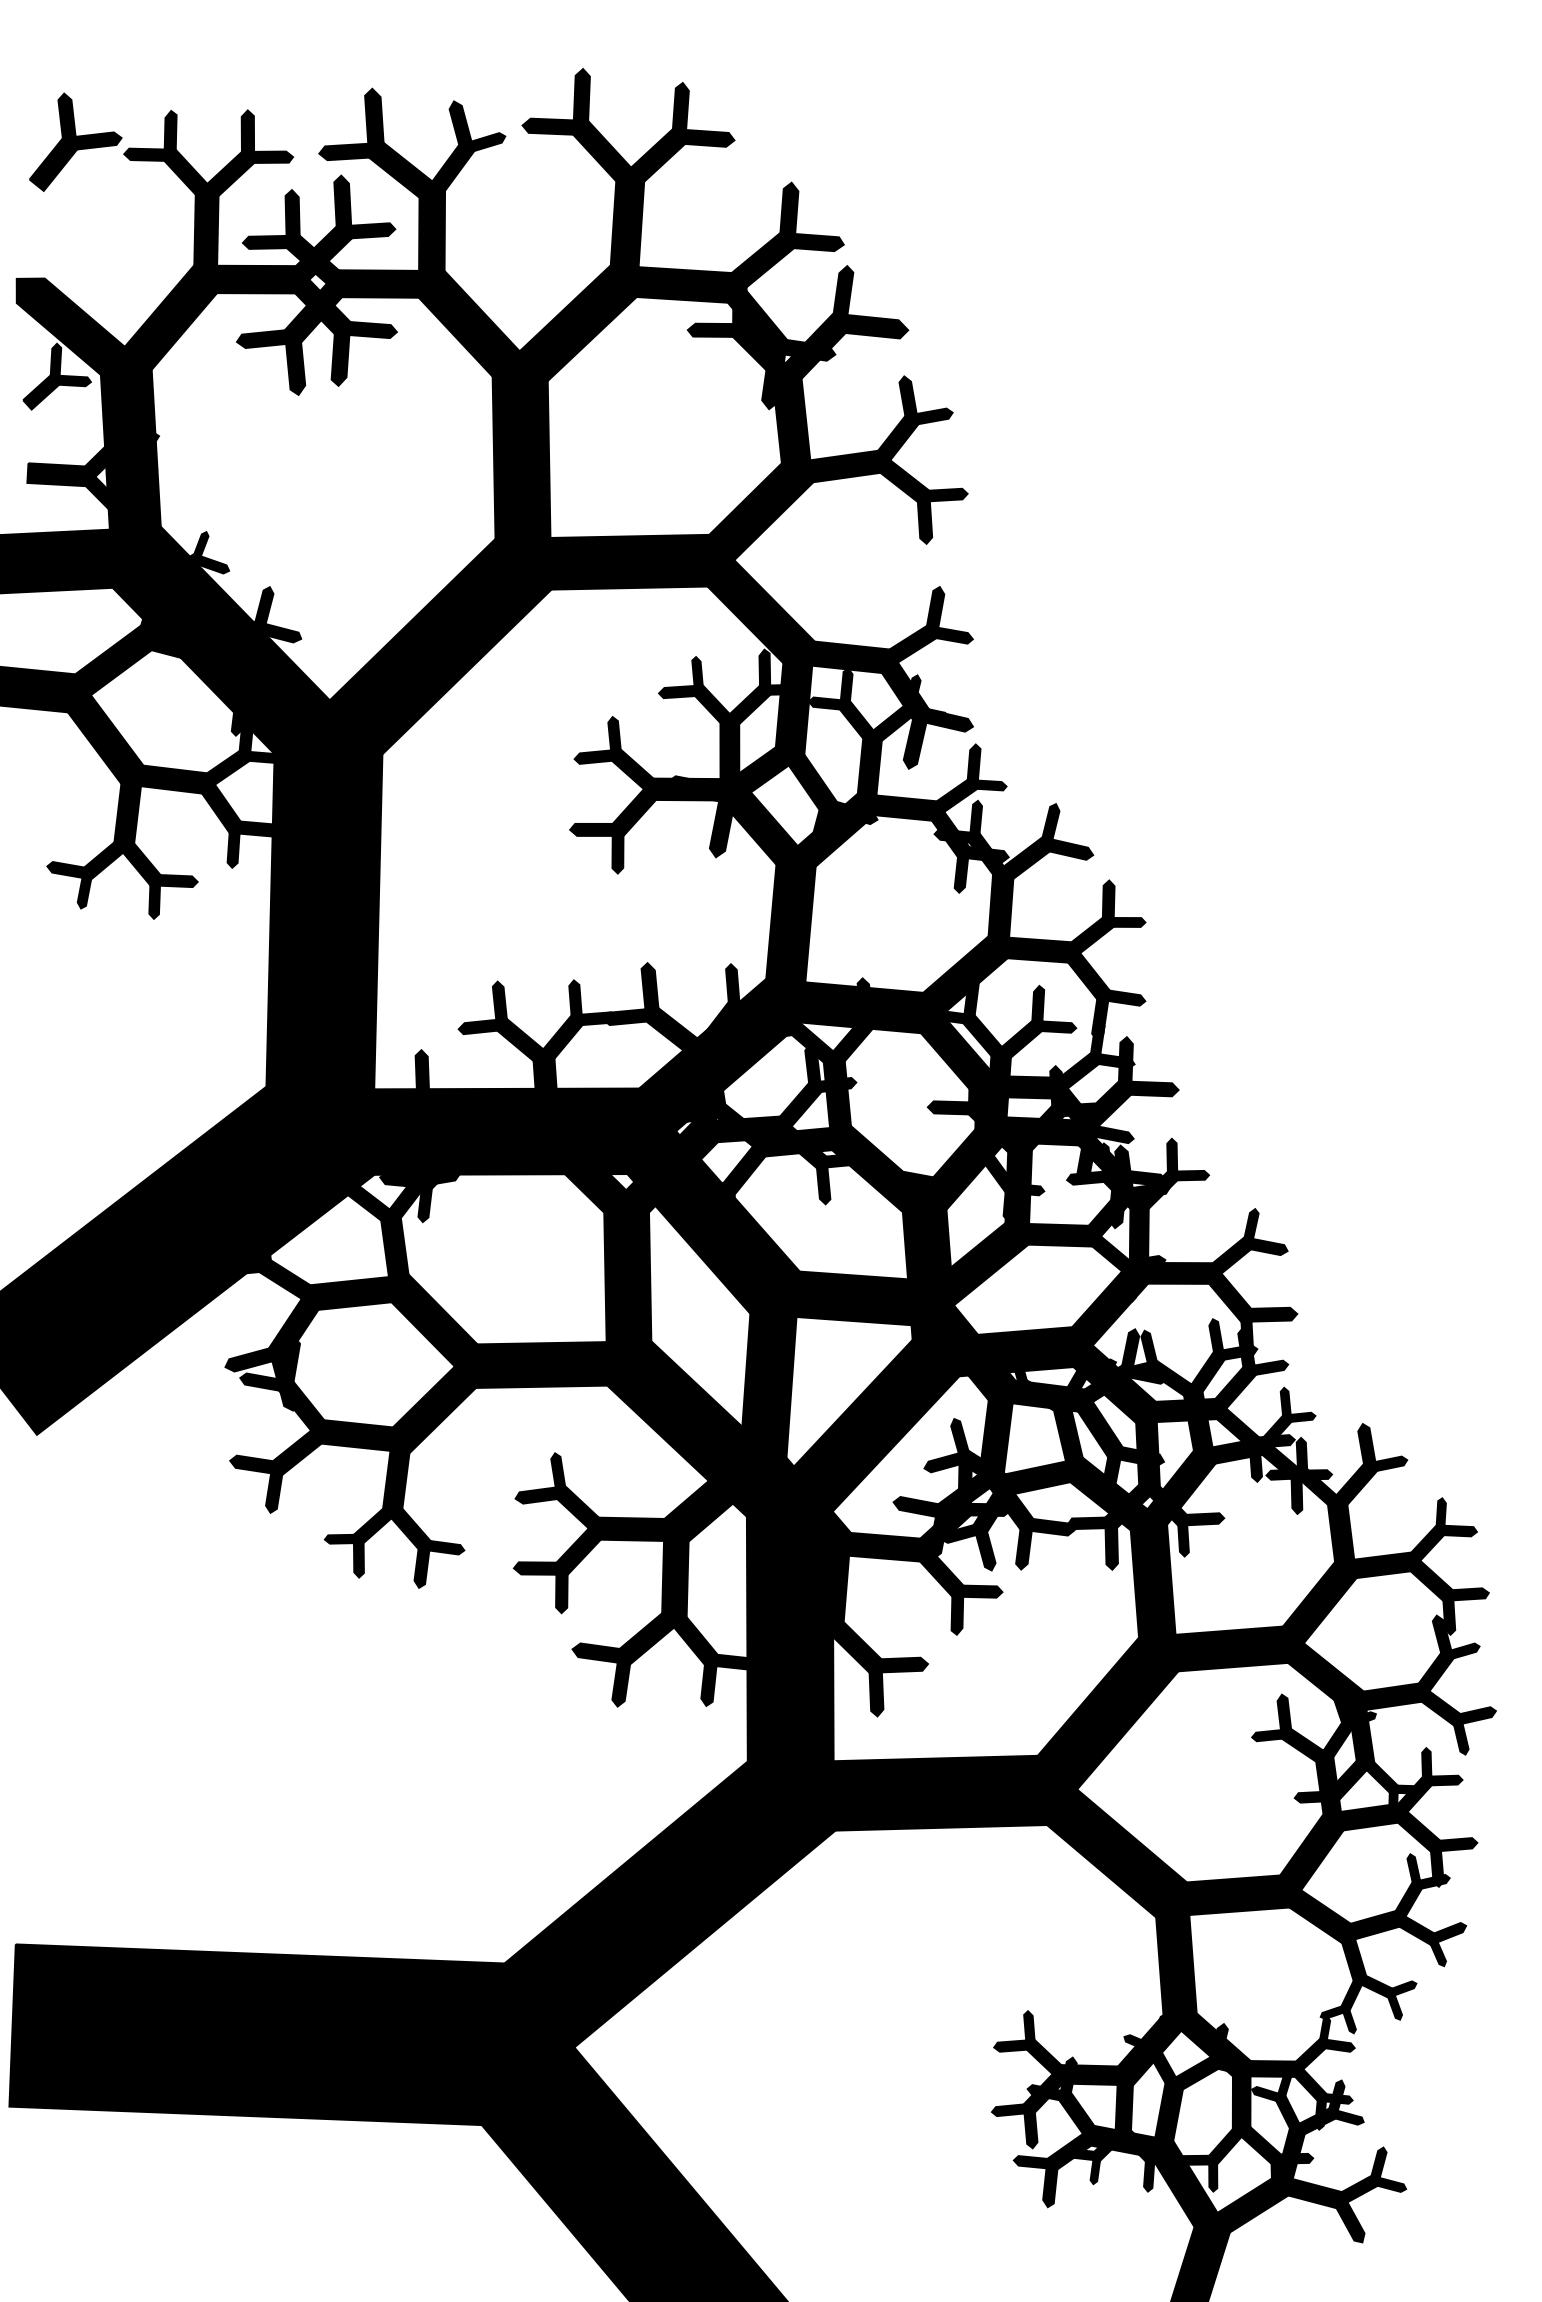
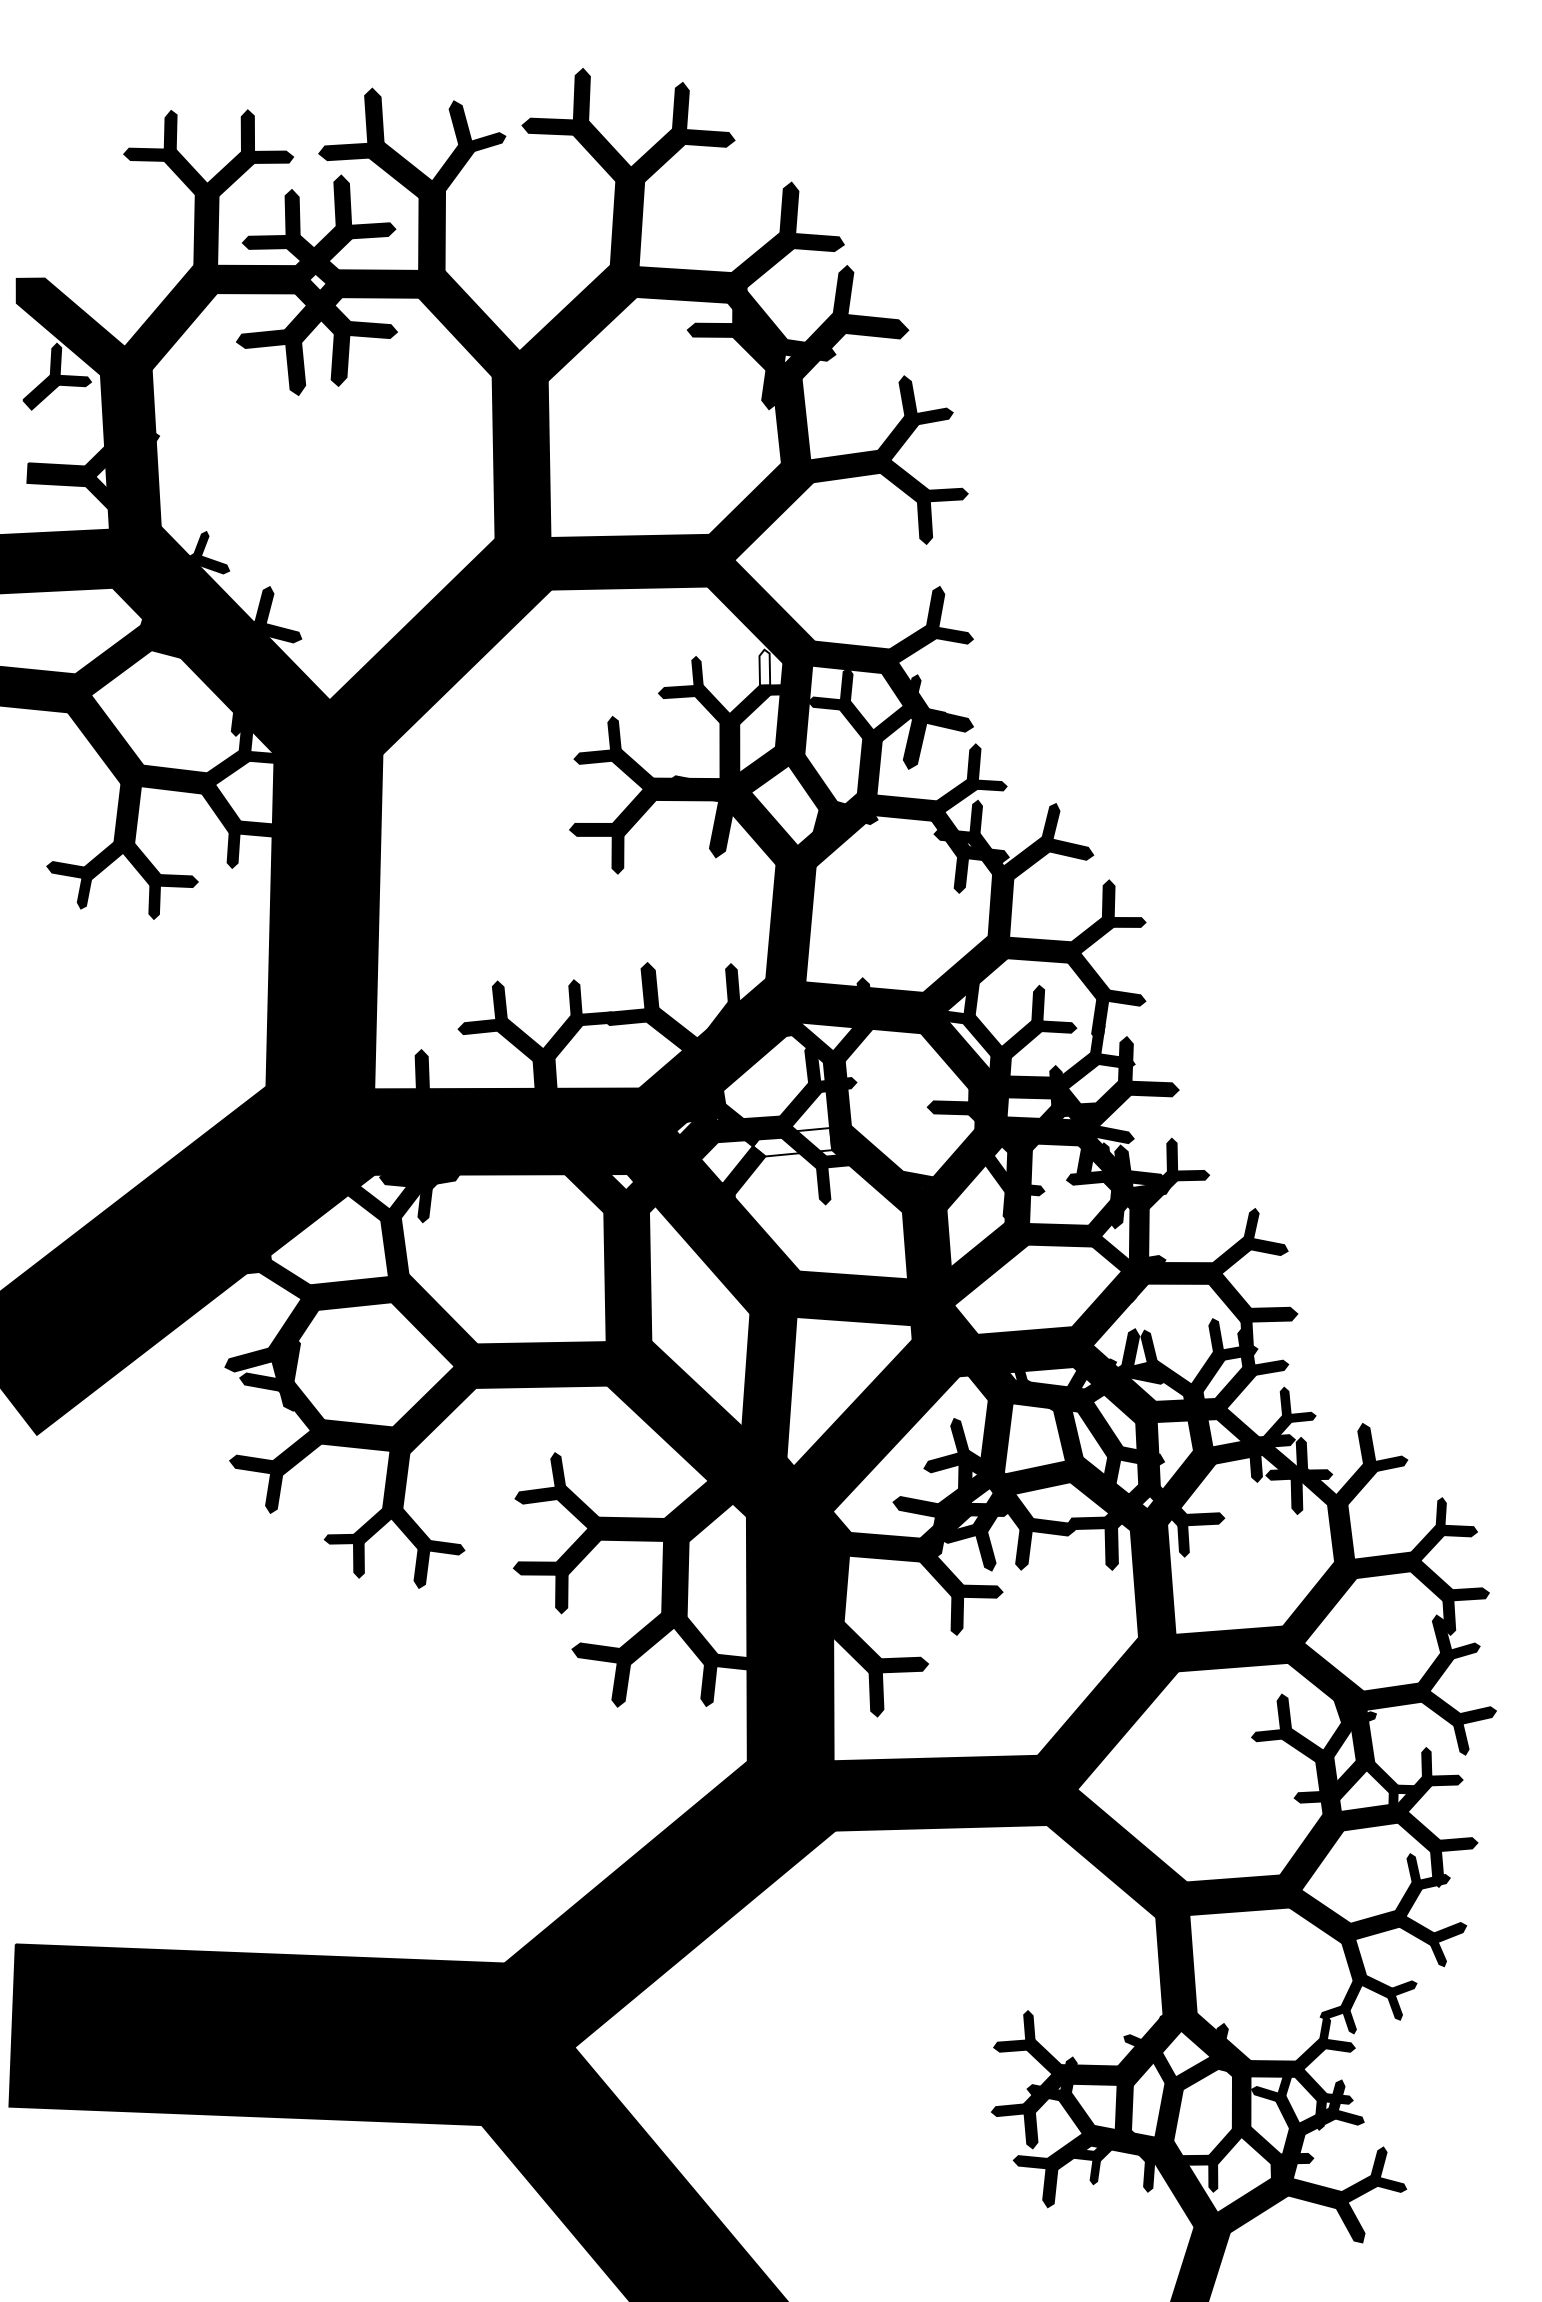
part: present -> none (75, 141)
fill: present -> none (764, 667)
fill: present -> none (792, 1142)
